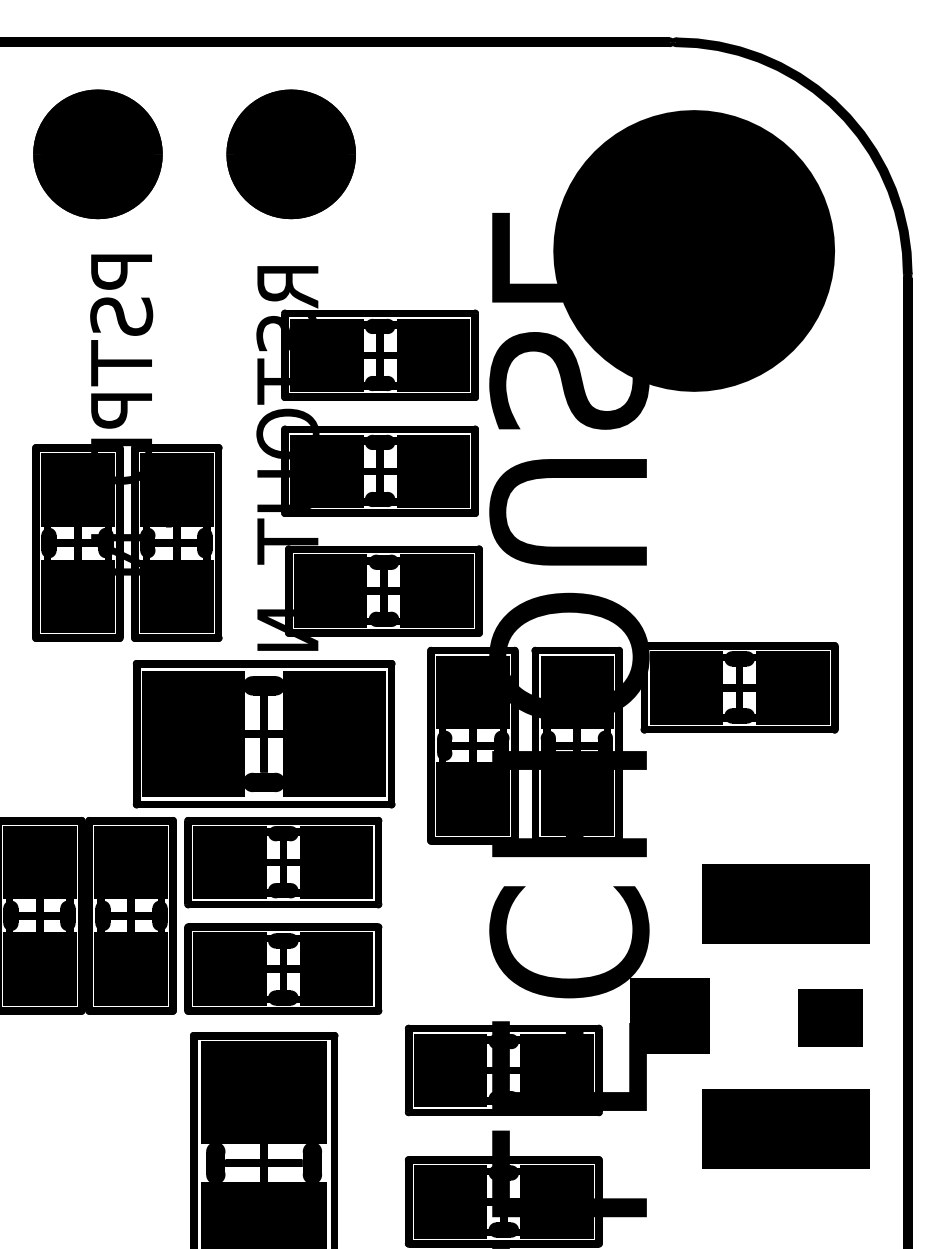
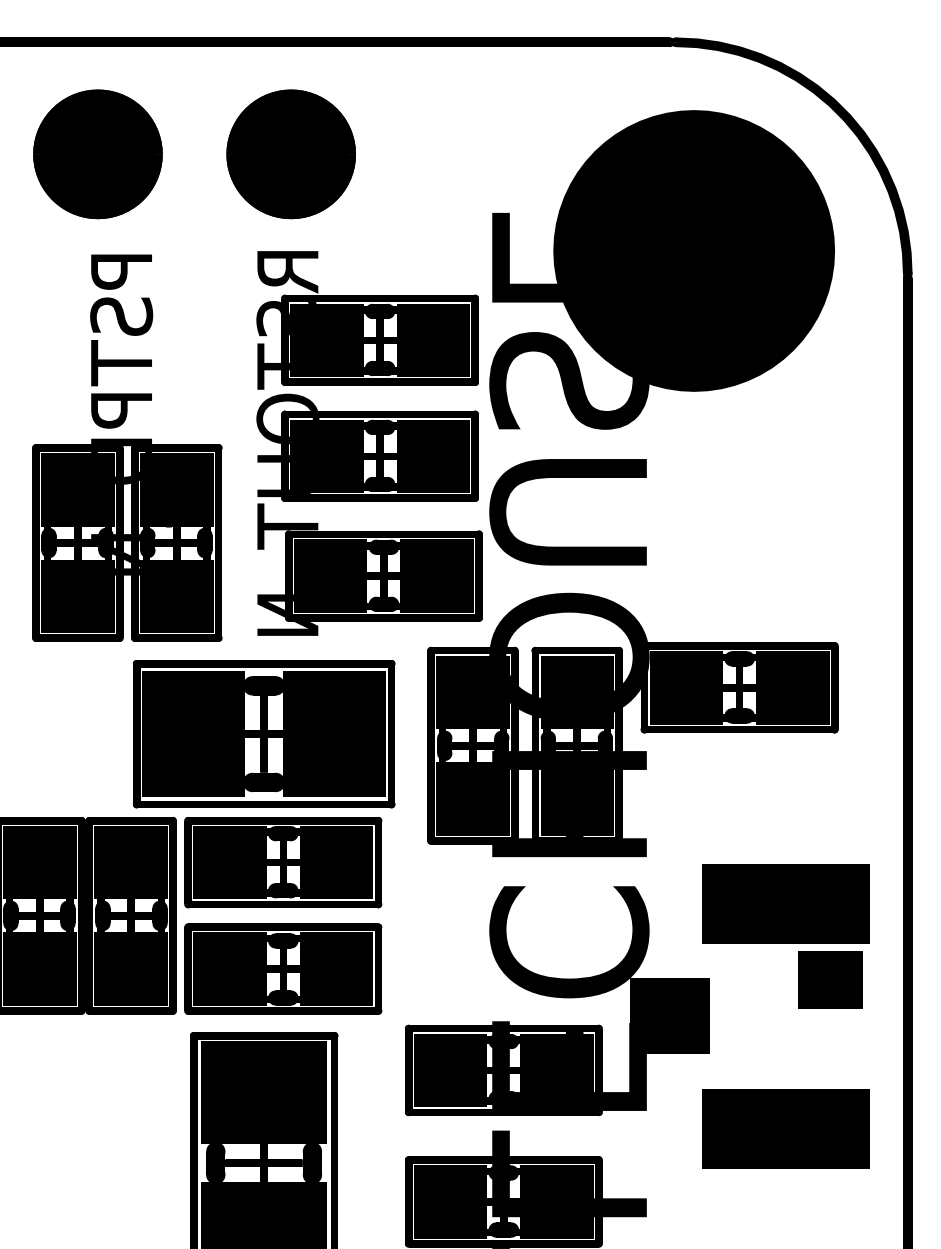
text position: (369, 458) -> (369, 443) (369, 443)
part position: (830, 1017) -> (830, 979) (830, 979)
